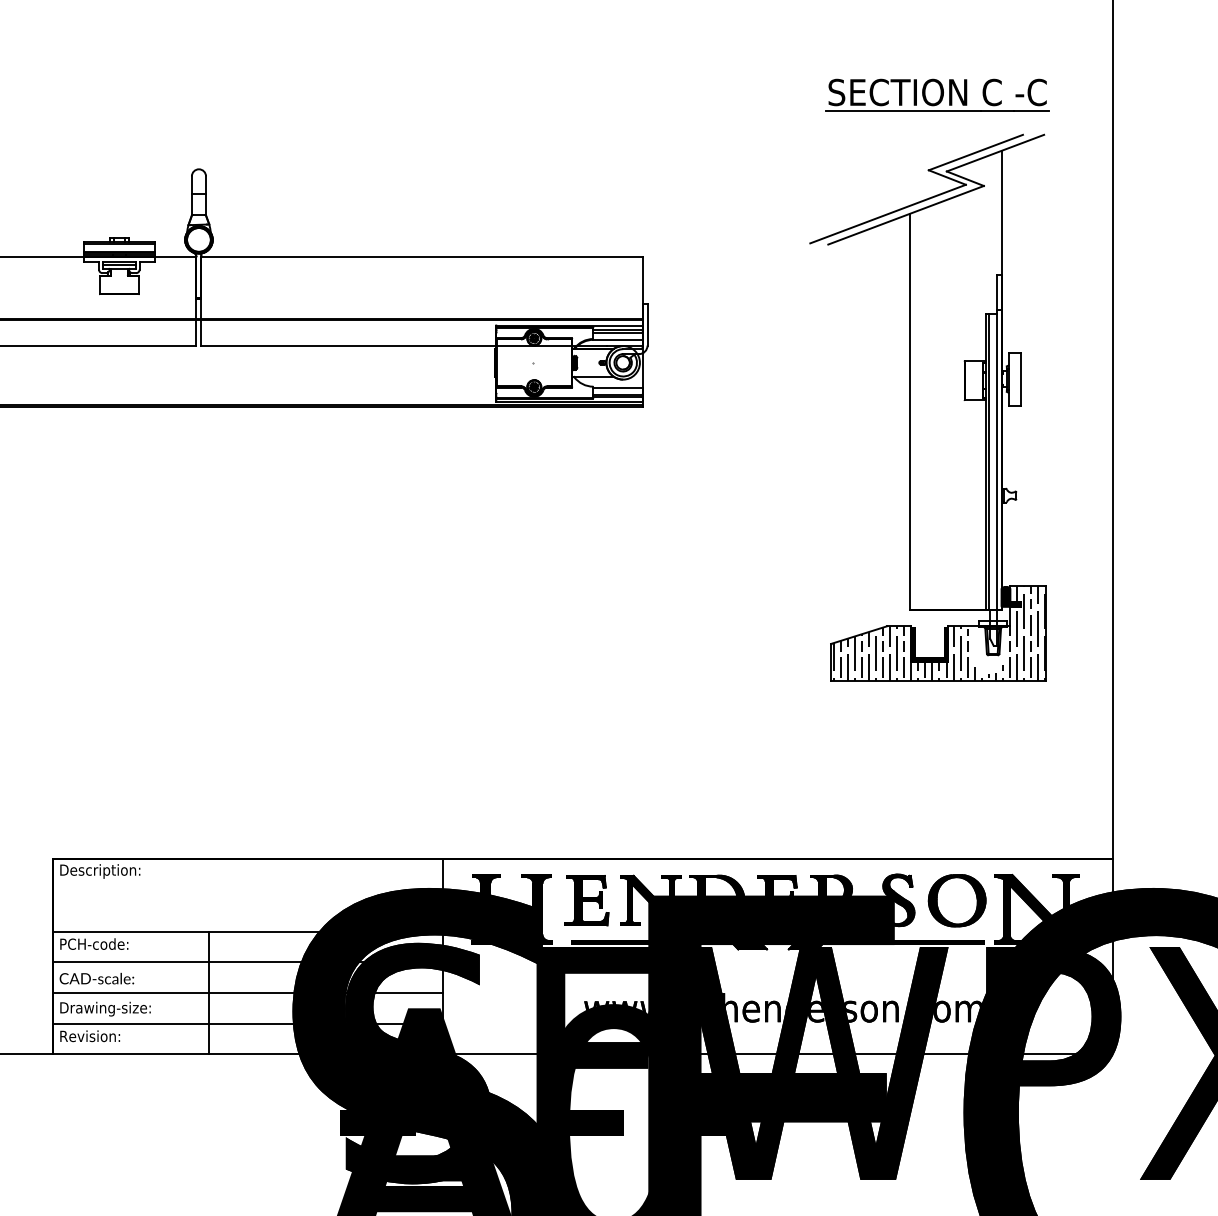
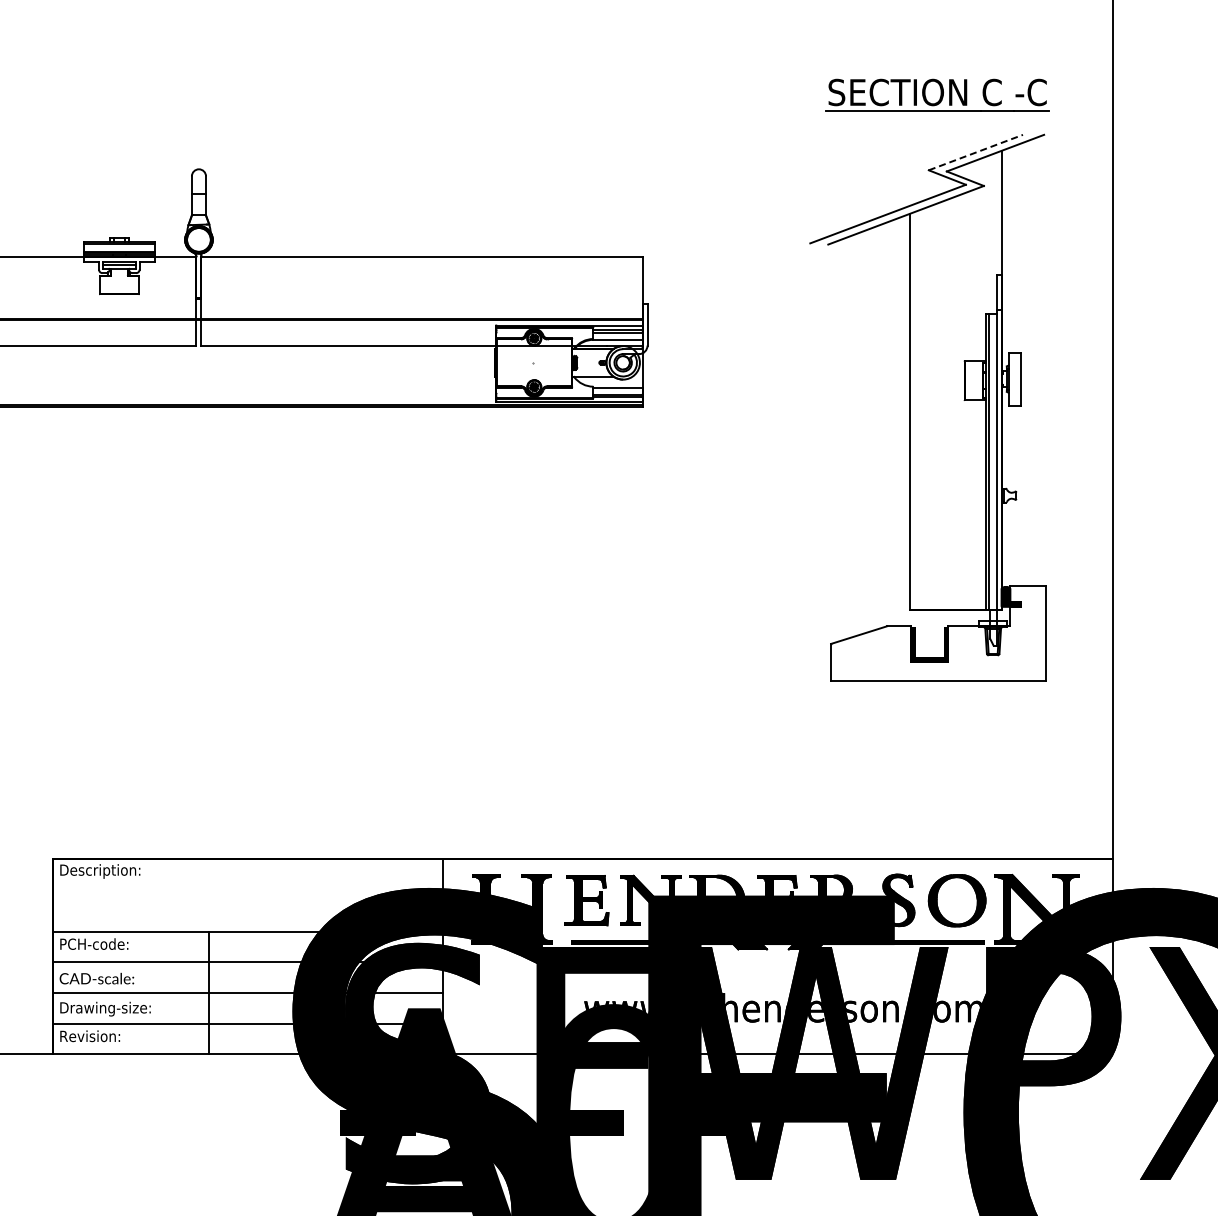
line: solid -> dashed (976, 152)
hatch: present -> none (939, 633)
